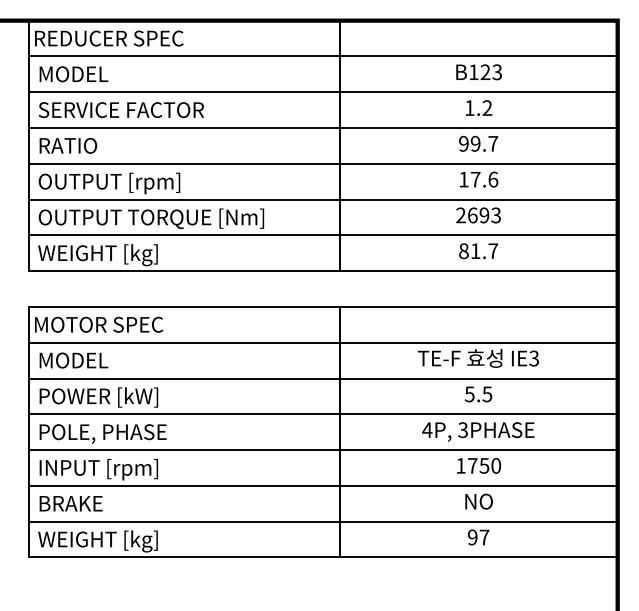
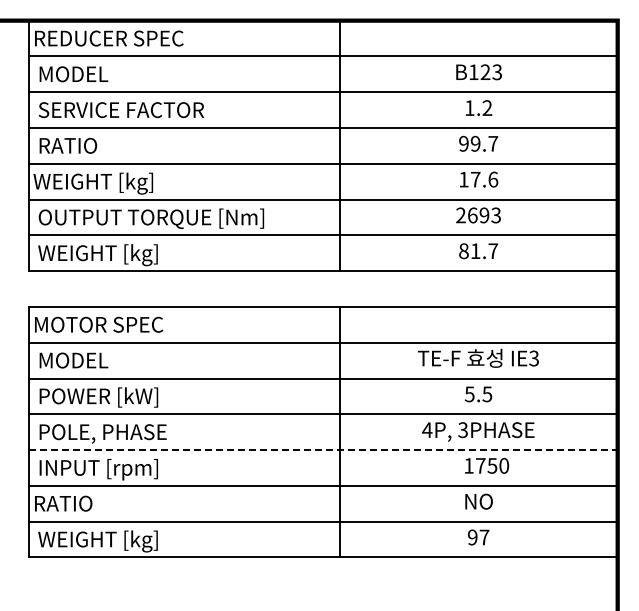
text: OUTPUT [rpm] -> WEIGHT [kg] (106, 183)
line: solid -> dashed (323, 450)
text position: (479, 465) -> (487, 465) (487, 465)
text: BRAKE -> RATIO (68, 503)
